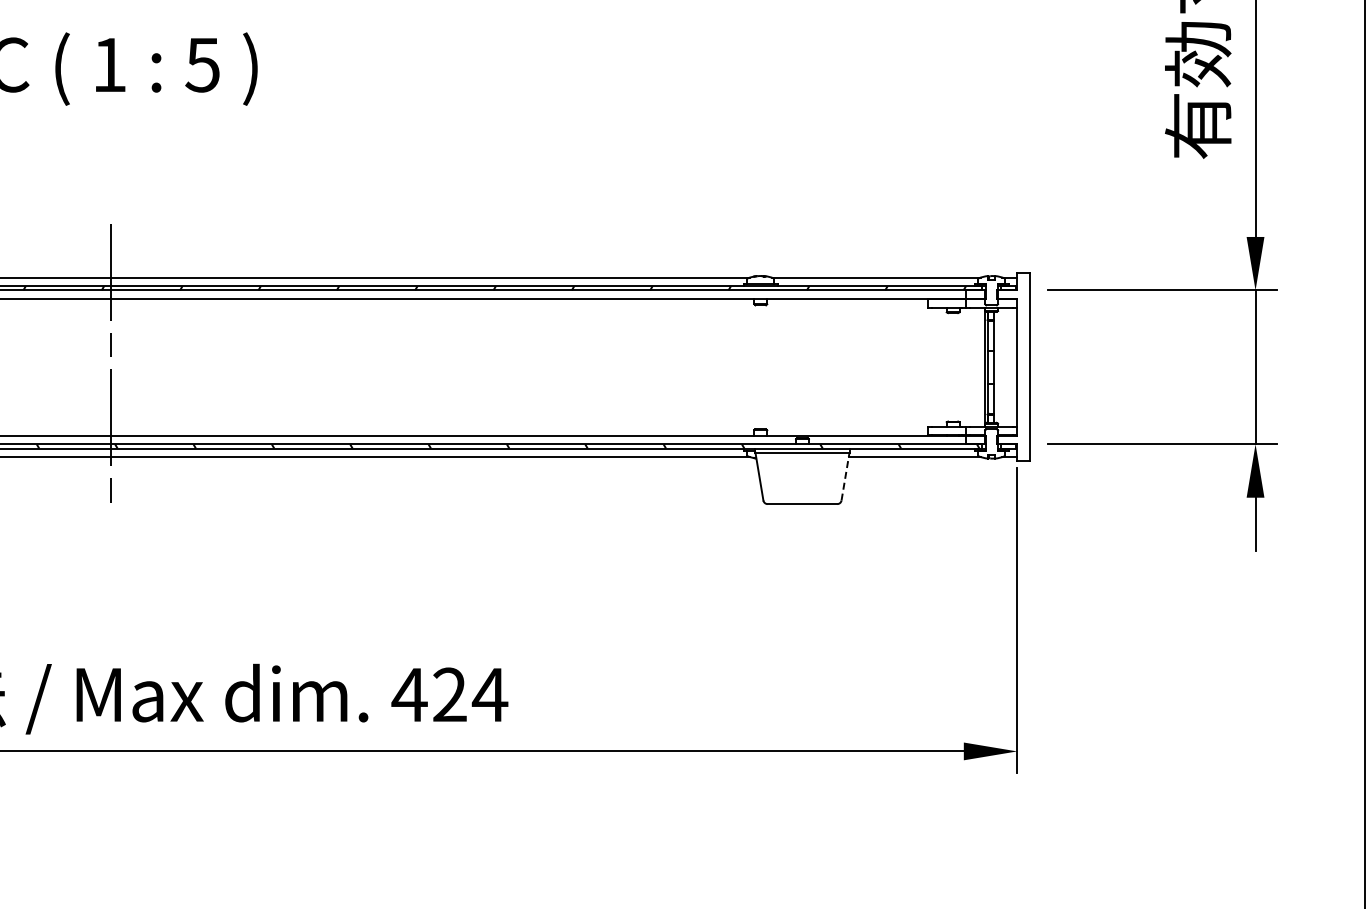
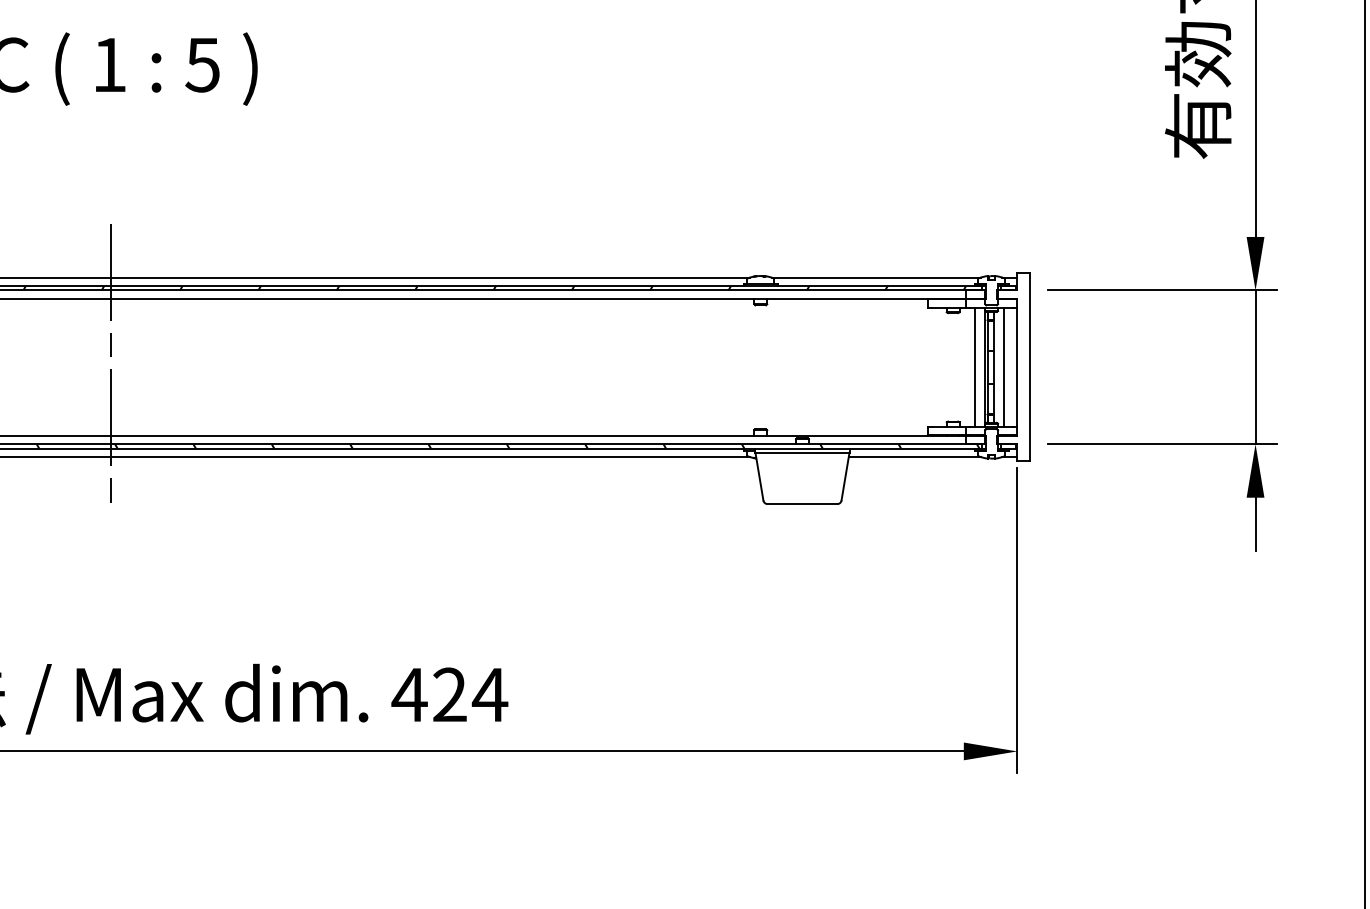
line: none -> present (974, 366)
line: none -> present (1004, 366)
line: dashed -> solid (845, 476)
